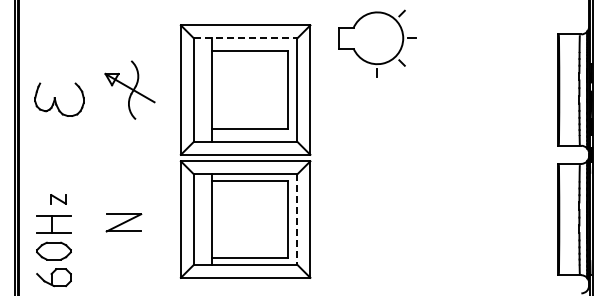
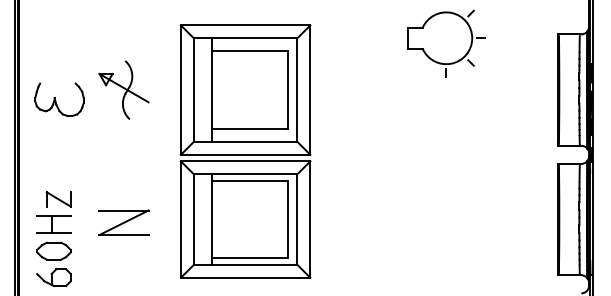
line: dashed -> solid (245, 38)
part position: (377, 43) -> (446, 43) (446, 43)
part position: (129, 89) -> (123, 89) (123, 89)
part size: 17x11 px -> 27x17 px (58, 199)
line: dashed -> solid (297, 220)
part size: 38x20 px -> 52x28 px (123, 222)
